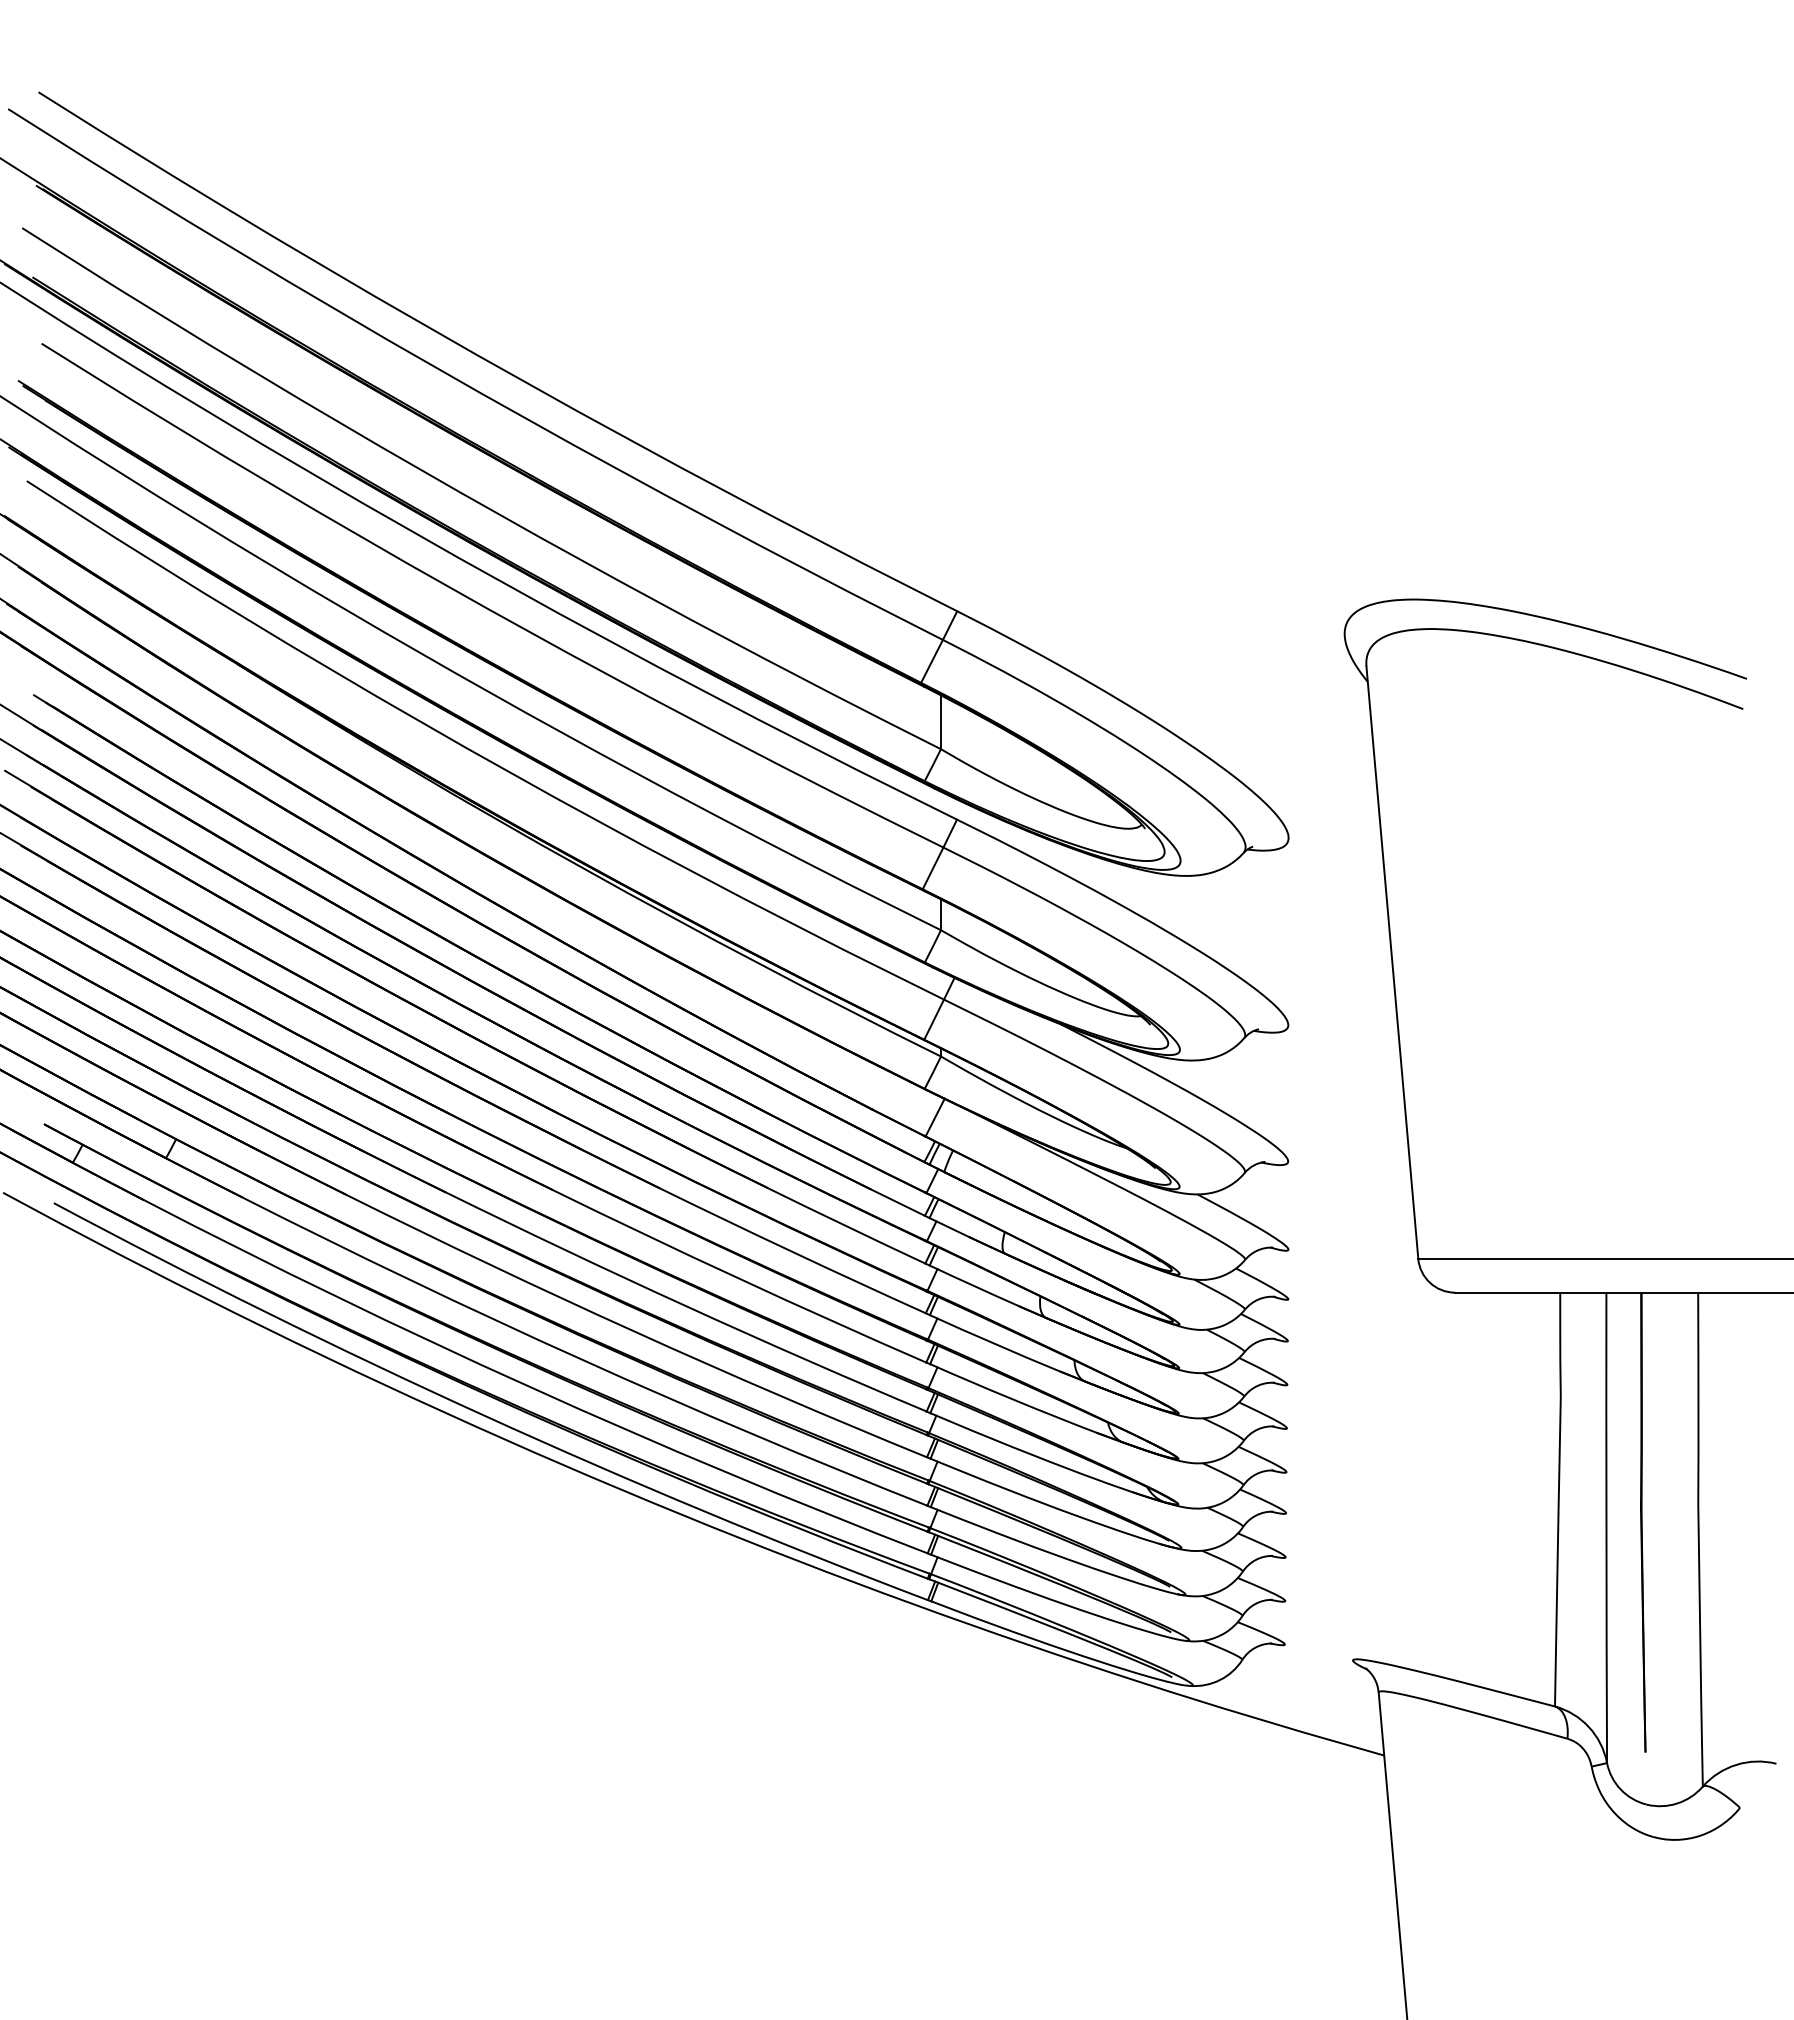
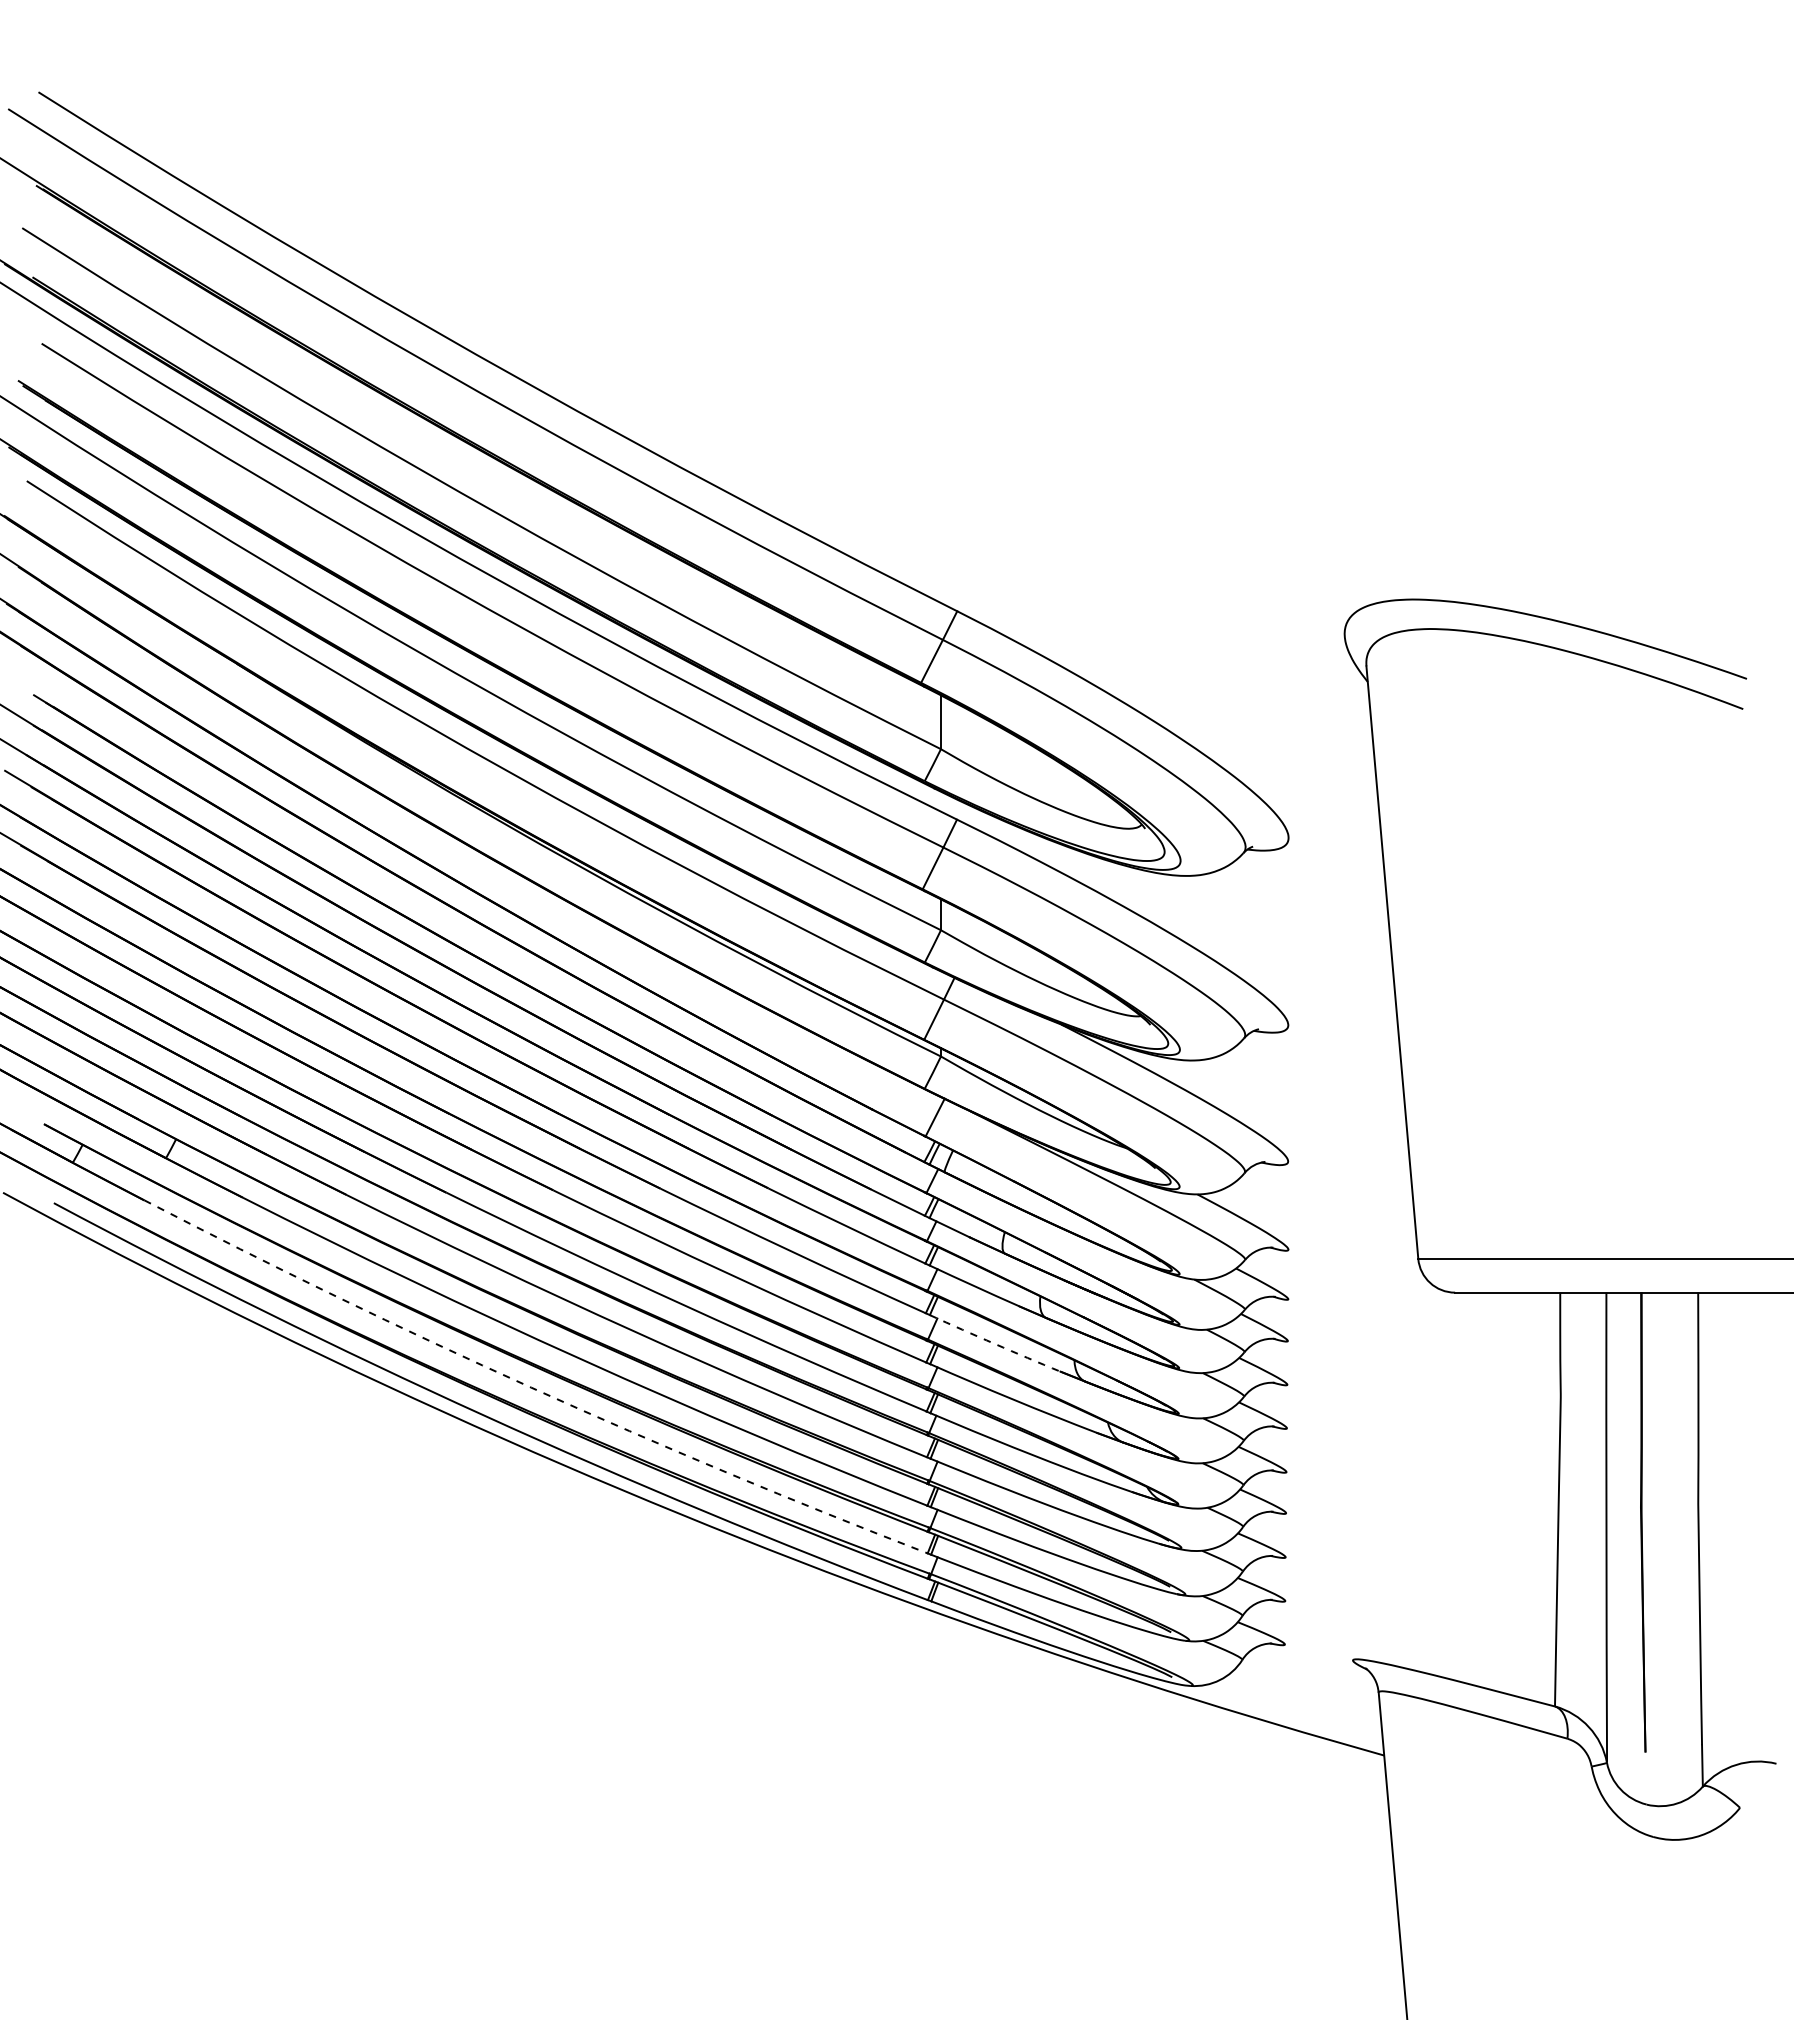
arc: solid -> dashed (994, 1343)
arc: solid -> dashed (531, 1387)
